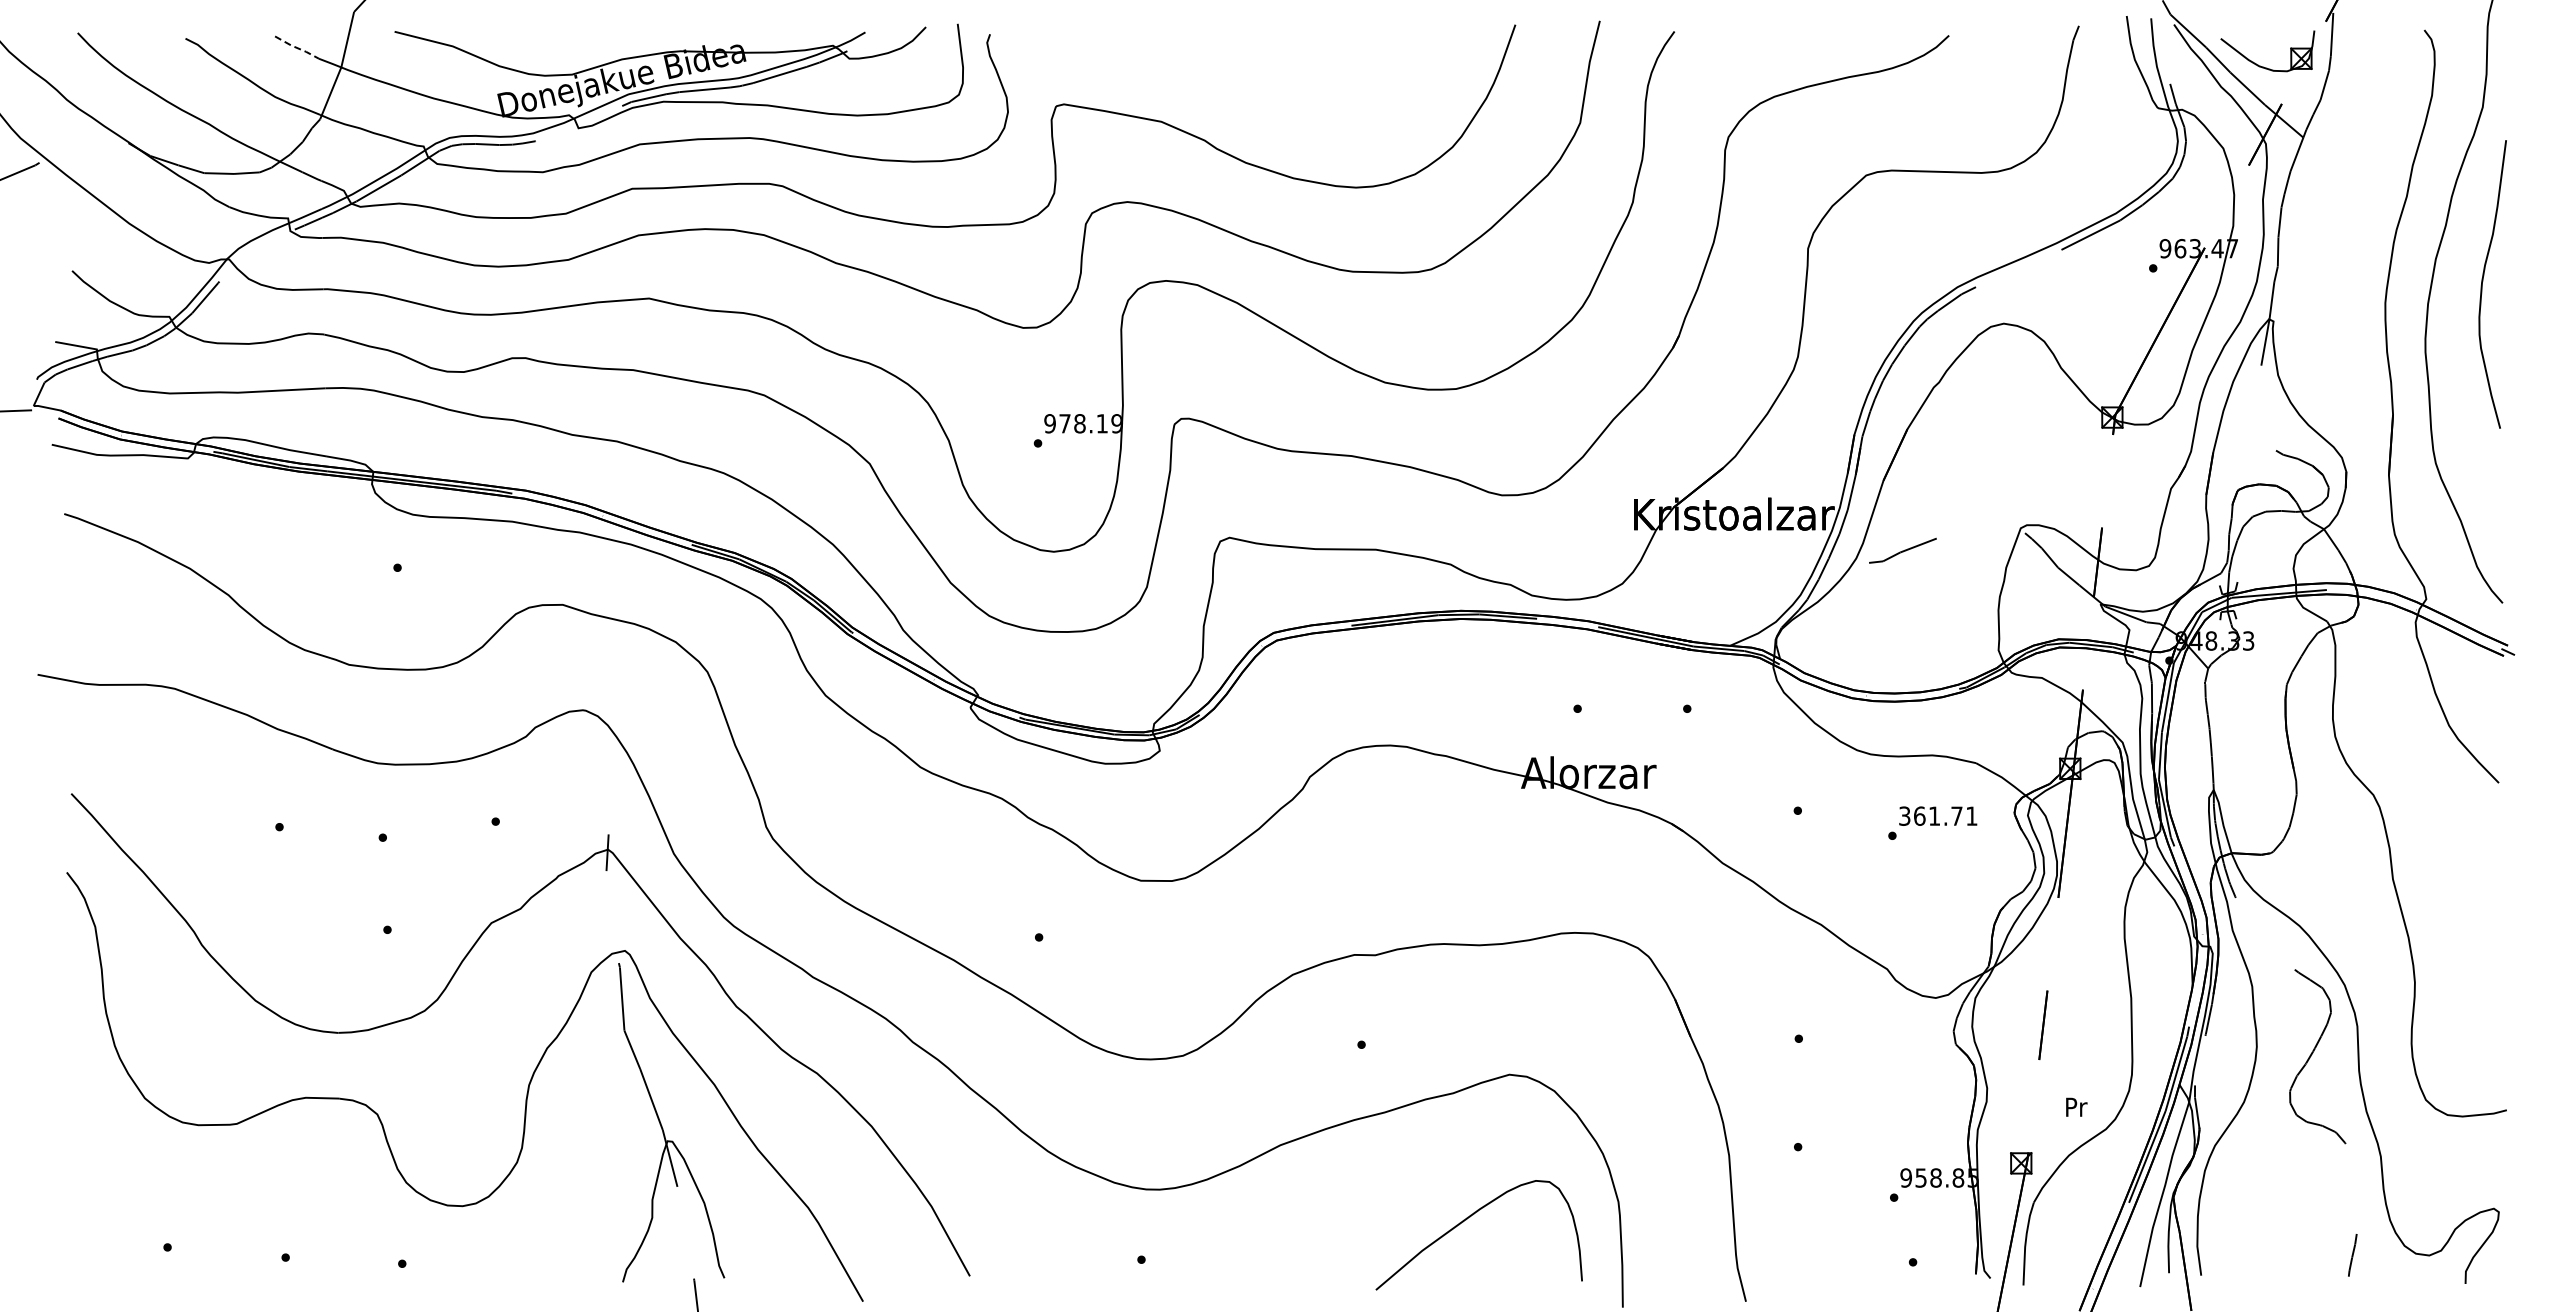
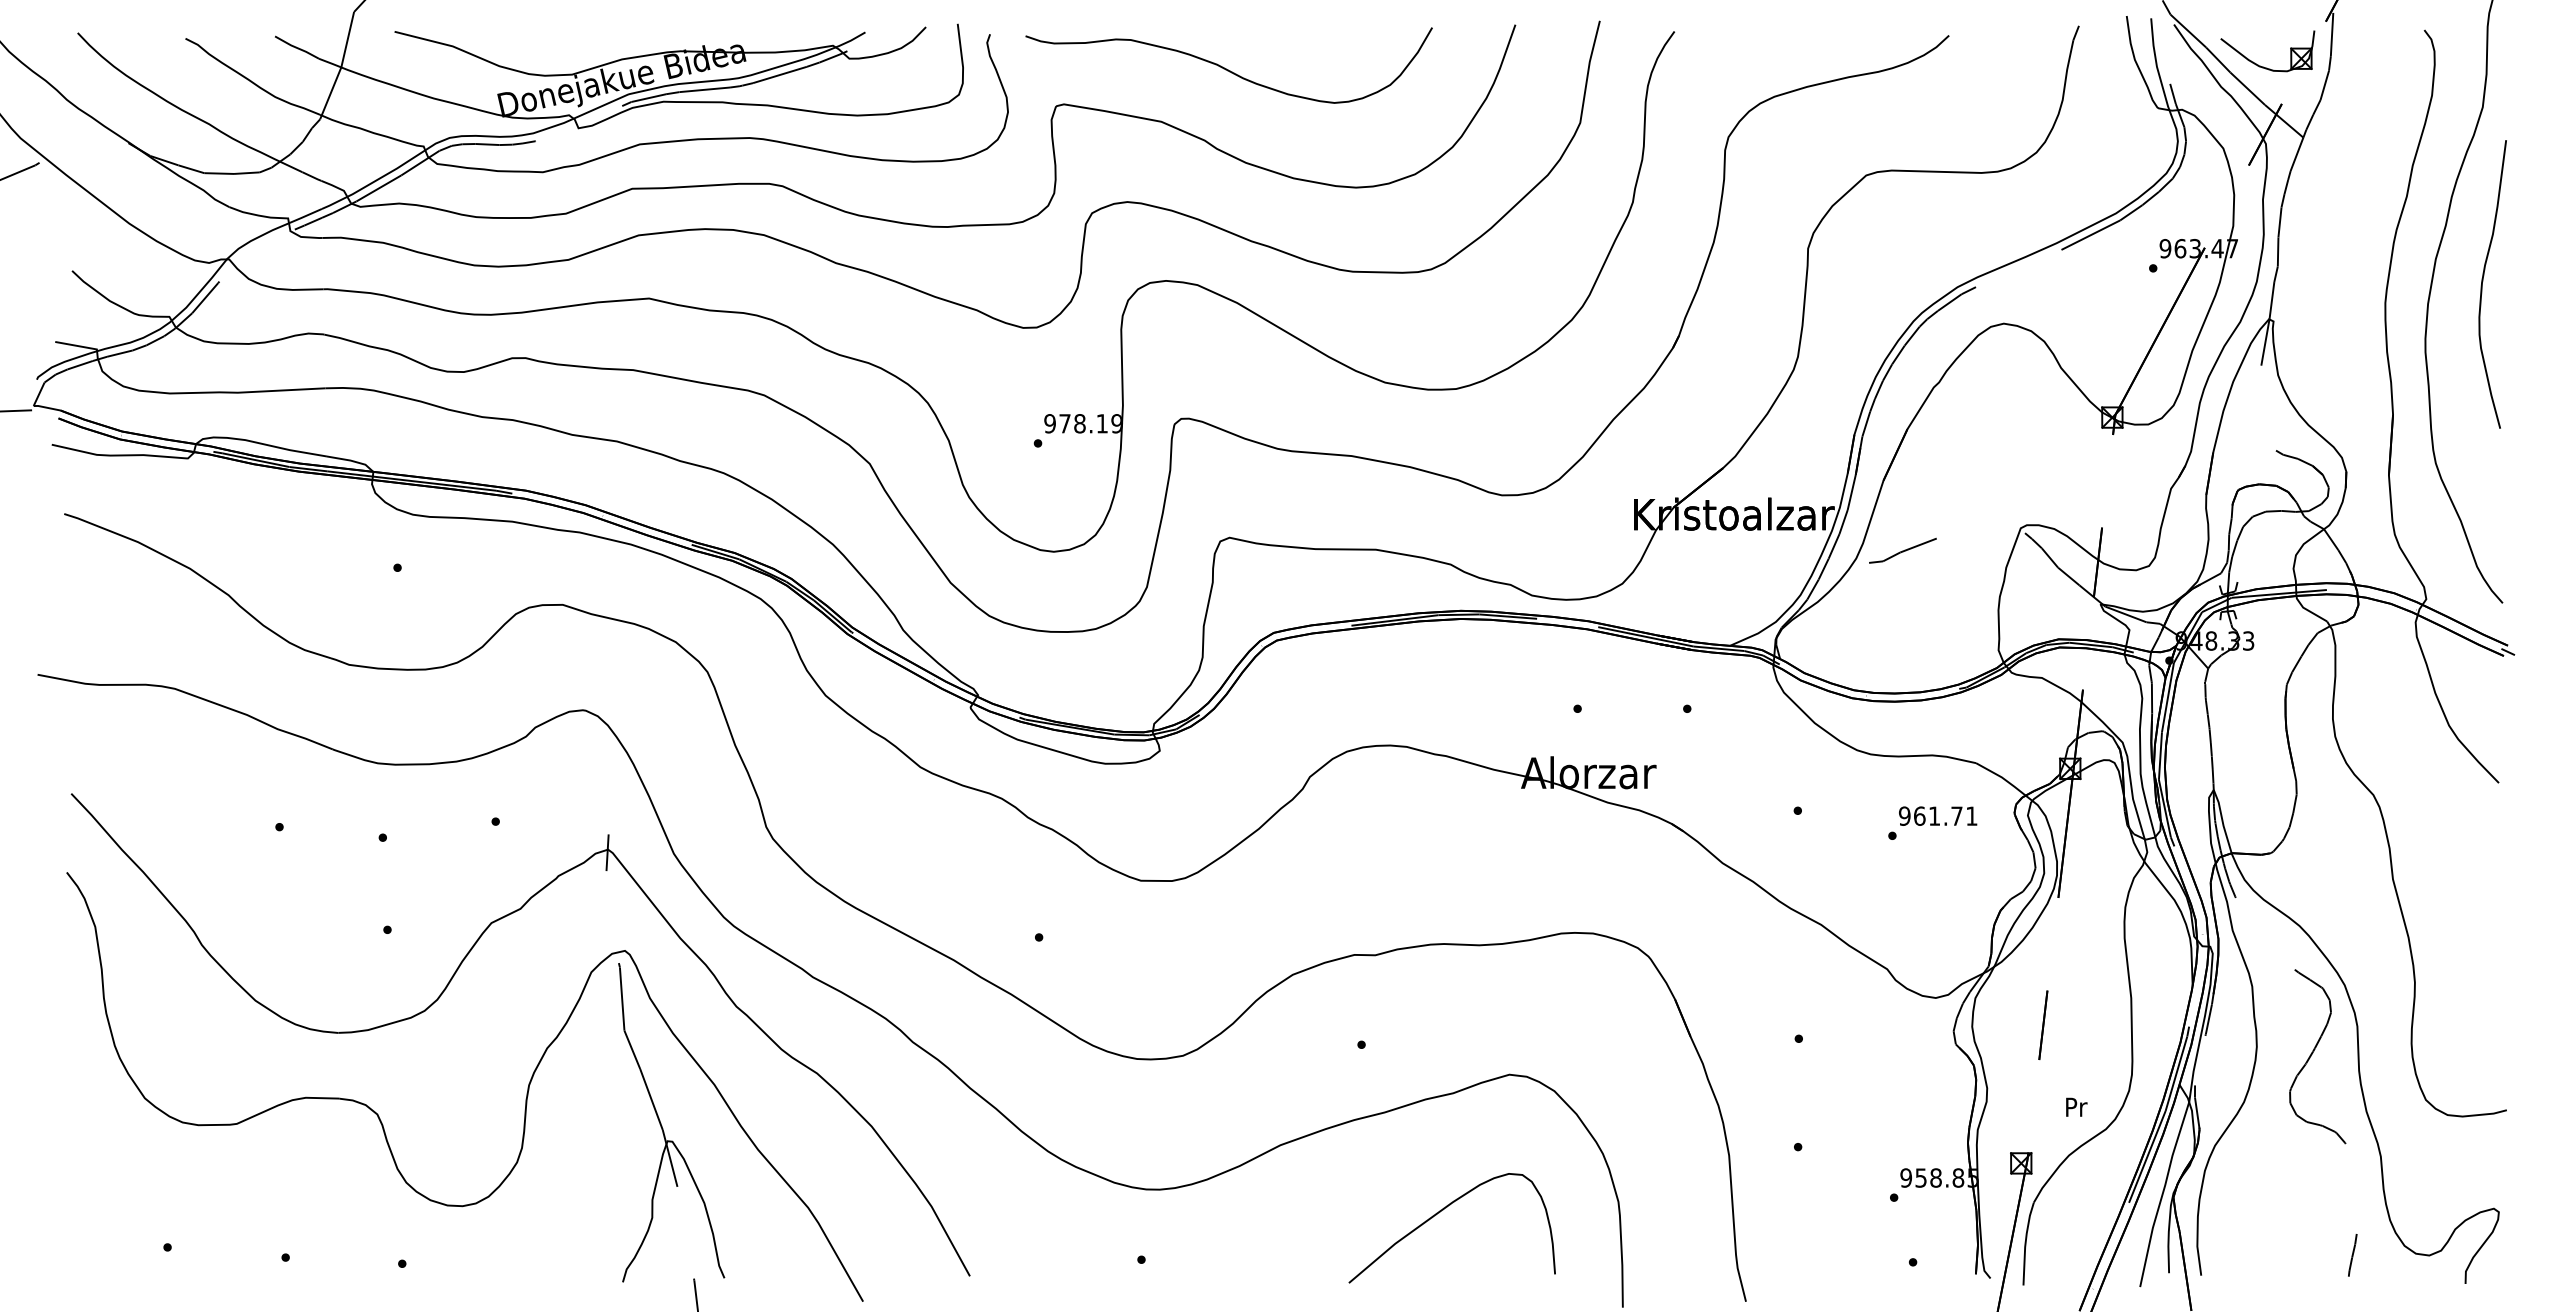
line: dashed -> solid (297, 48)
curve: none -> present (1226, 68)
text: 361.71 -> 961.71 (1904, 815)
curve position: (1466, 1220) -> (1439, 1213) (1439, 1213)
